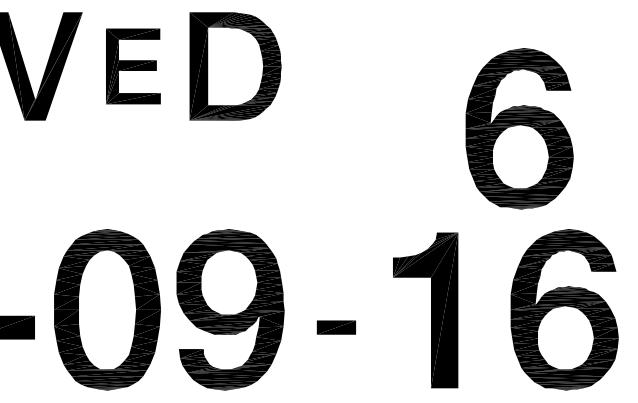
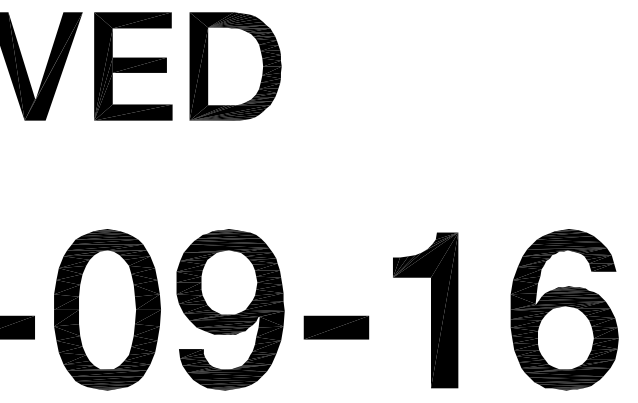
part size: 55x77 px -> 79x109 px (133, 66)
part: present -> none (519, 128)
part size: 40x15 px -> 67x25 px (336, 327)
